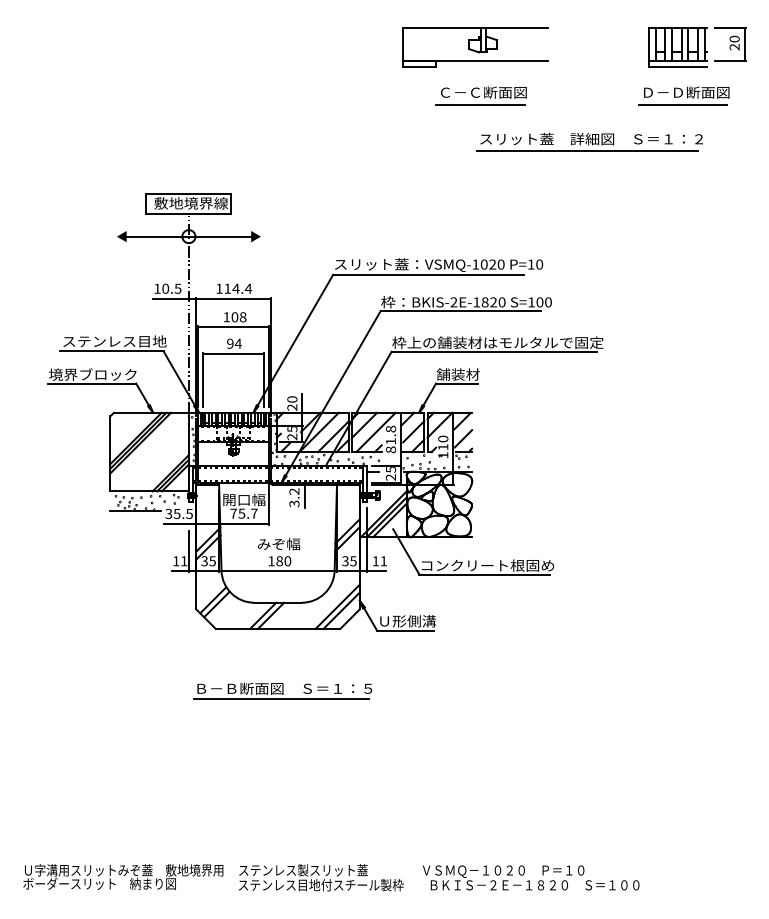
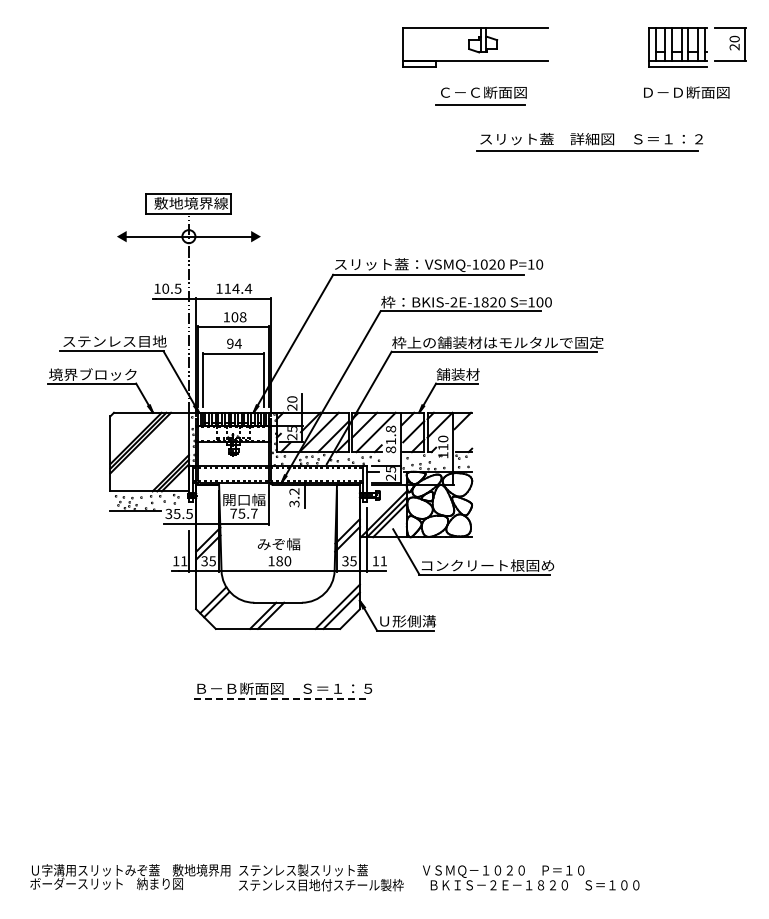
line: present -> none (682, 104)
line: present -> none (463, 438)
line: solid -> dashed (281, 698)
text position: (123, 876) -> (130, 876) (130, 876)
